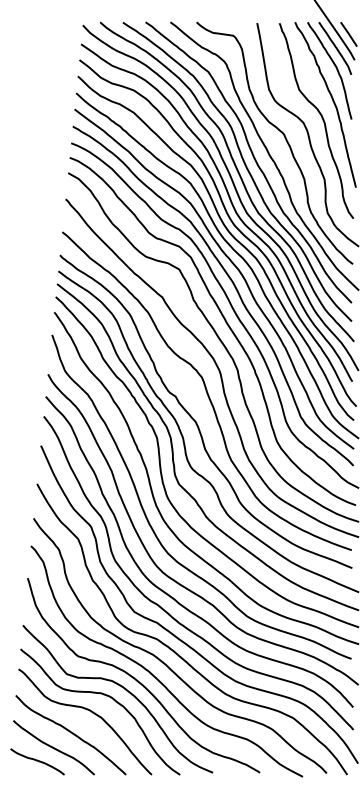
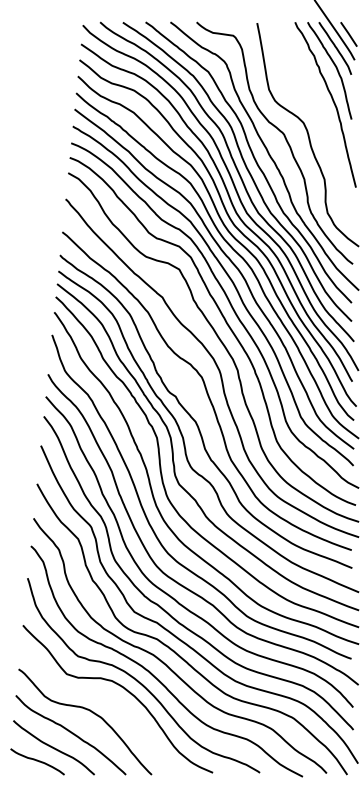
curve: present -> none (321, 118)
curve: present -> none (106, 696)
